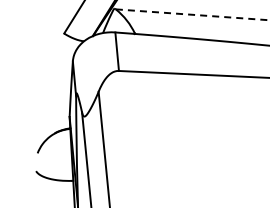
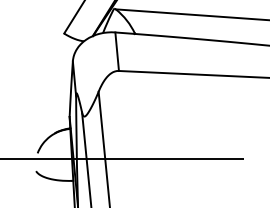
line: dashed -> solid (192, 14)
line: none -> present (134, 159)
